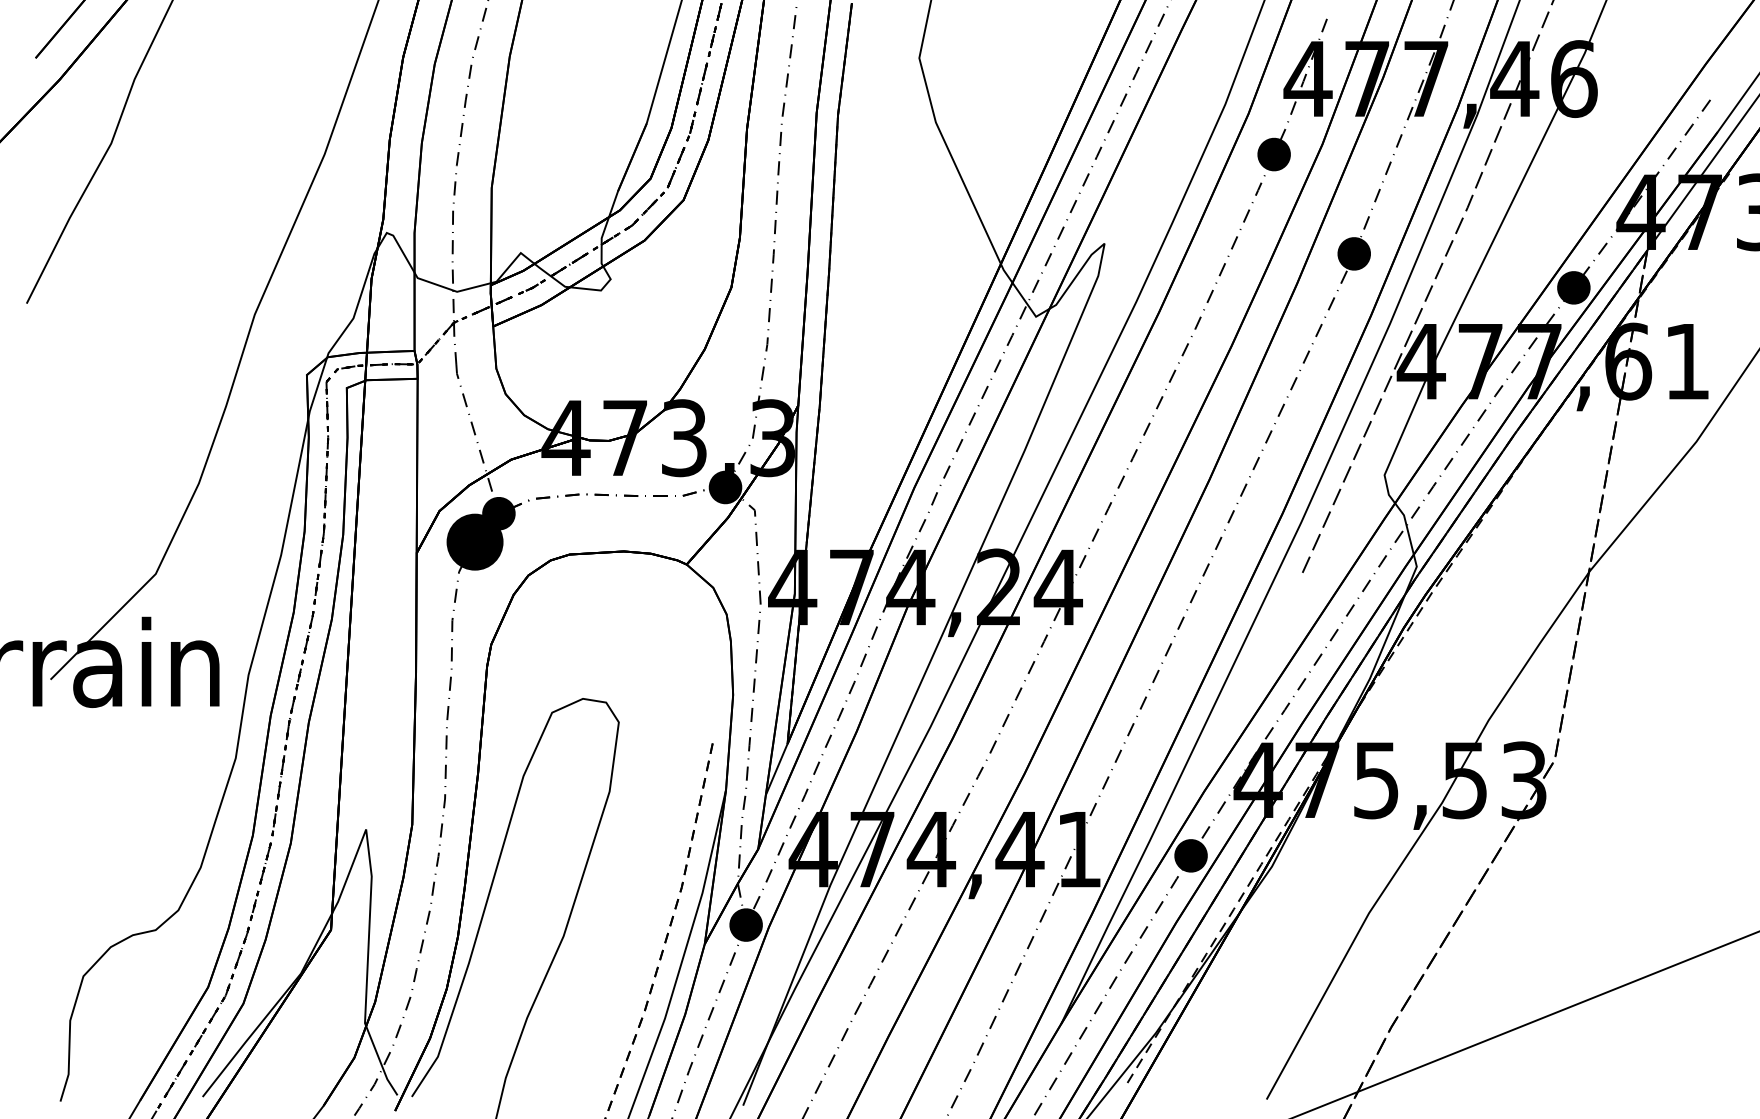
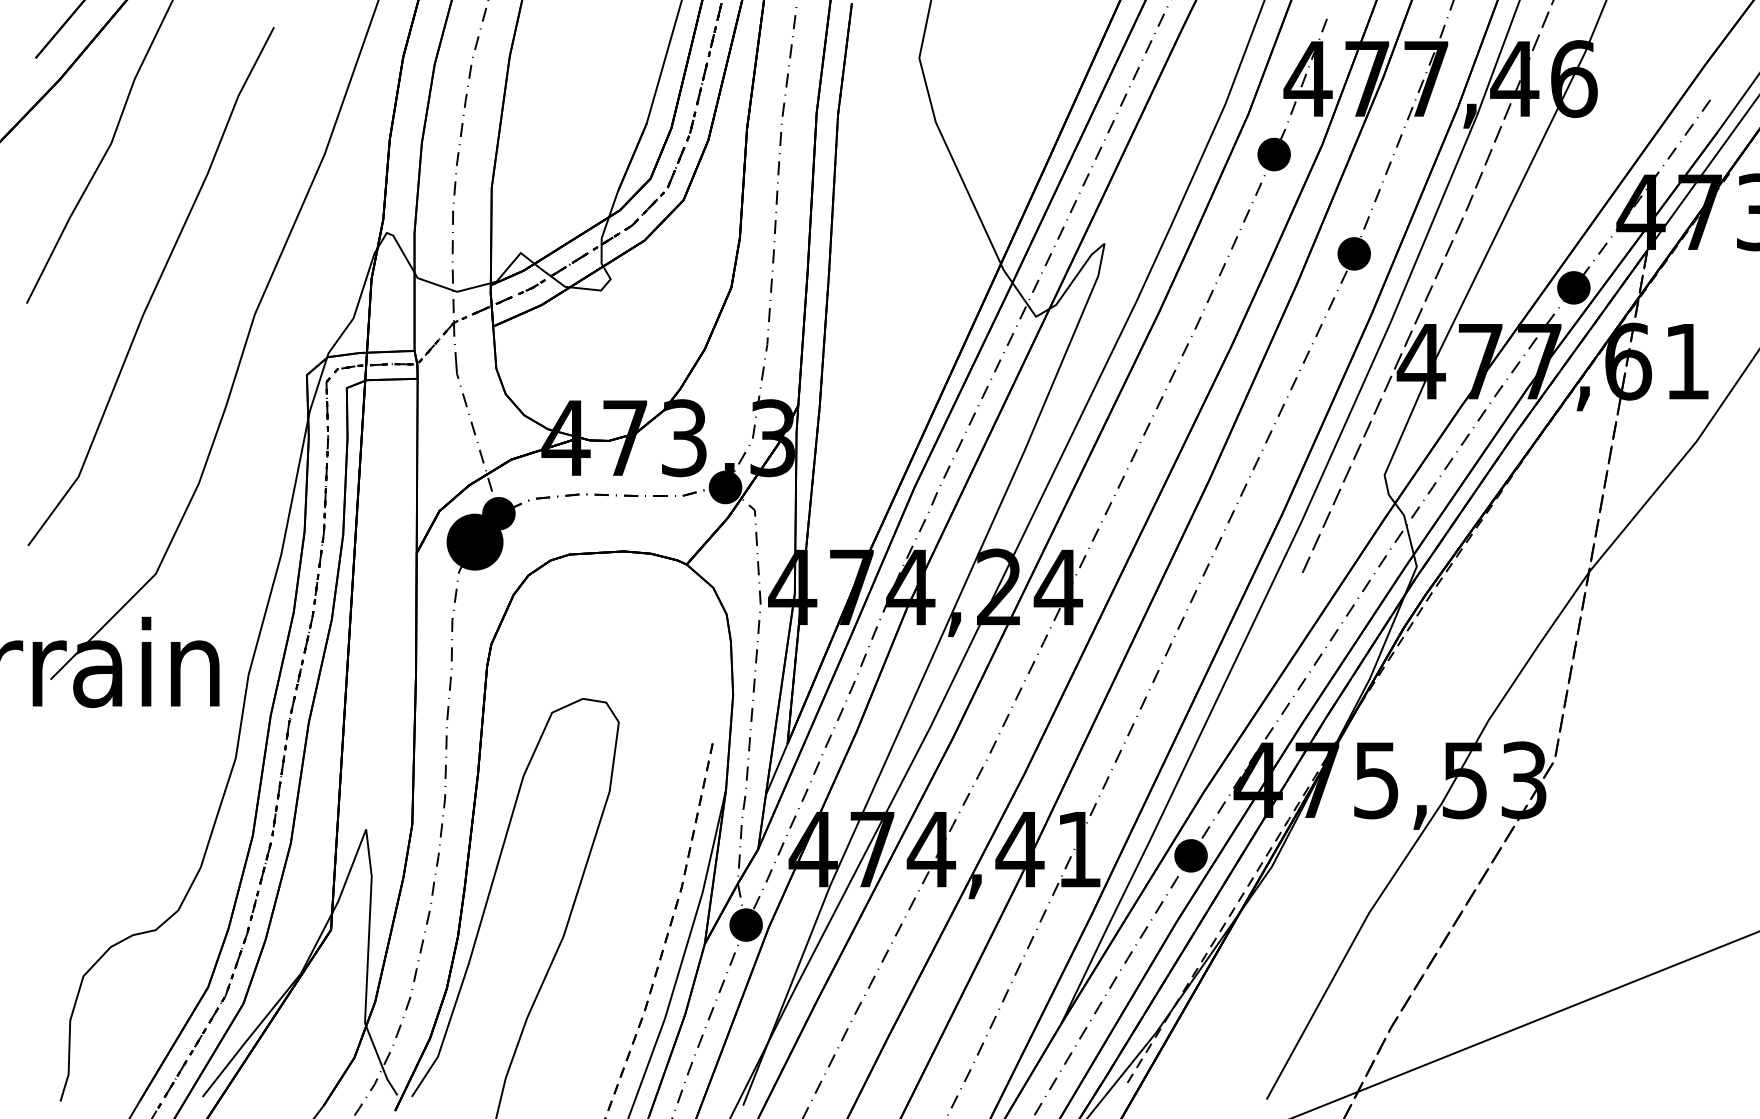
curve: none -> present (154, 287)
